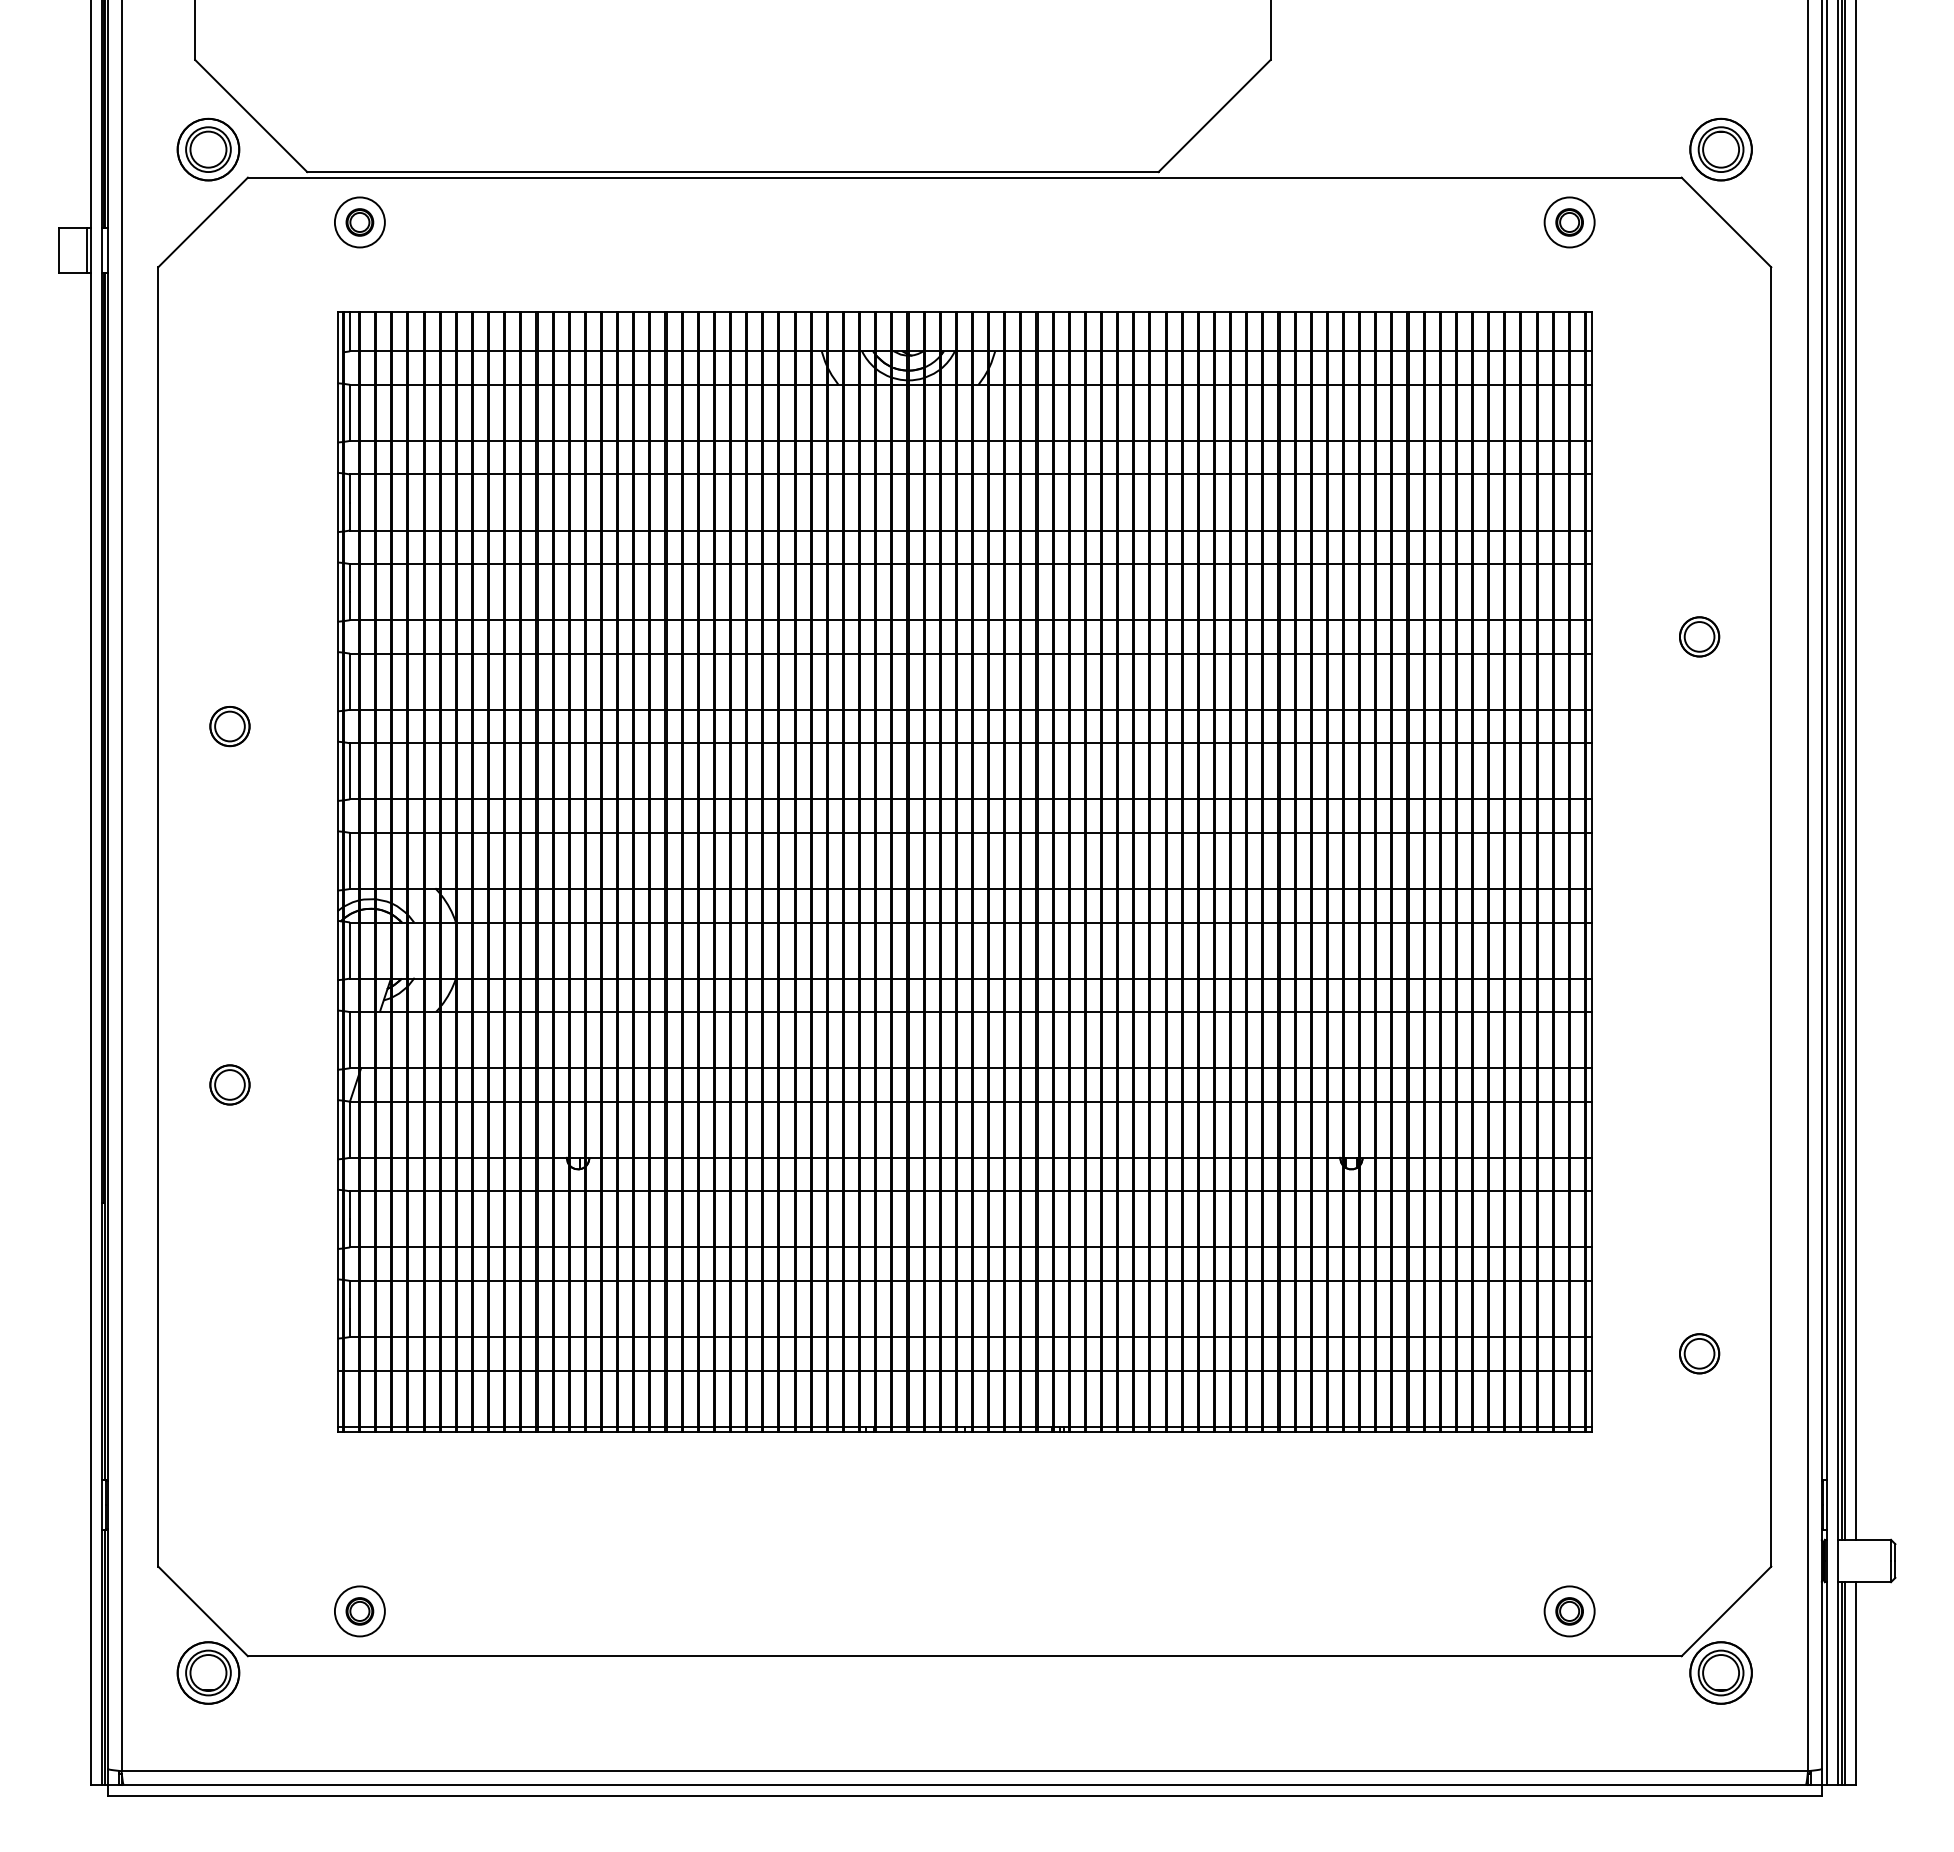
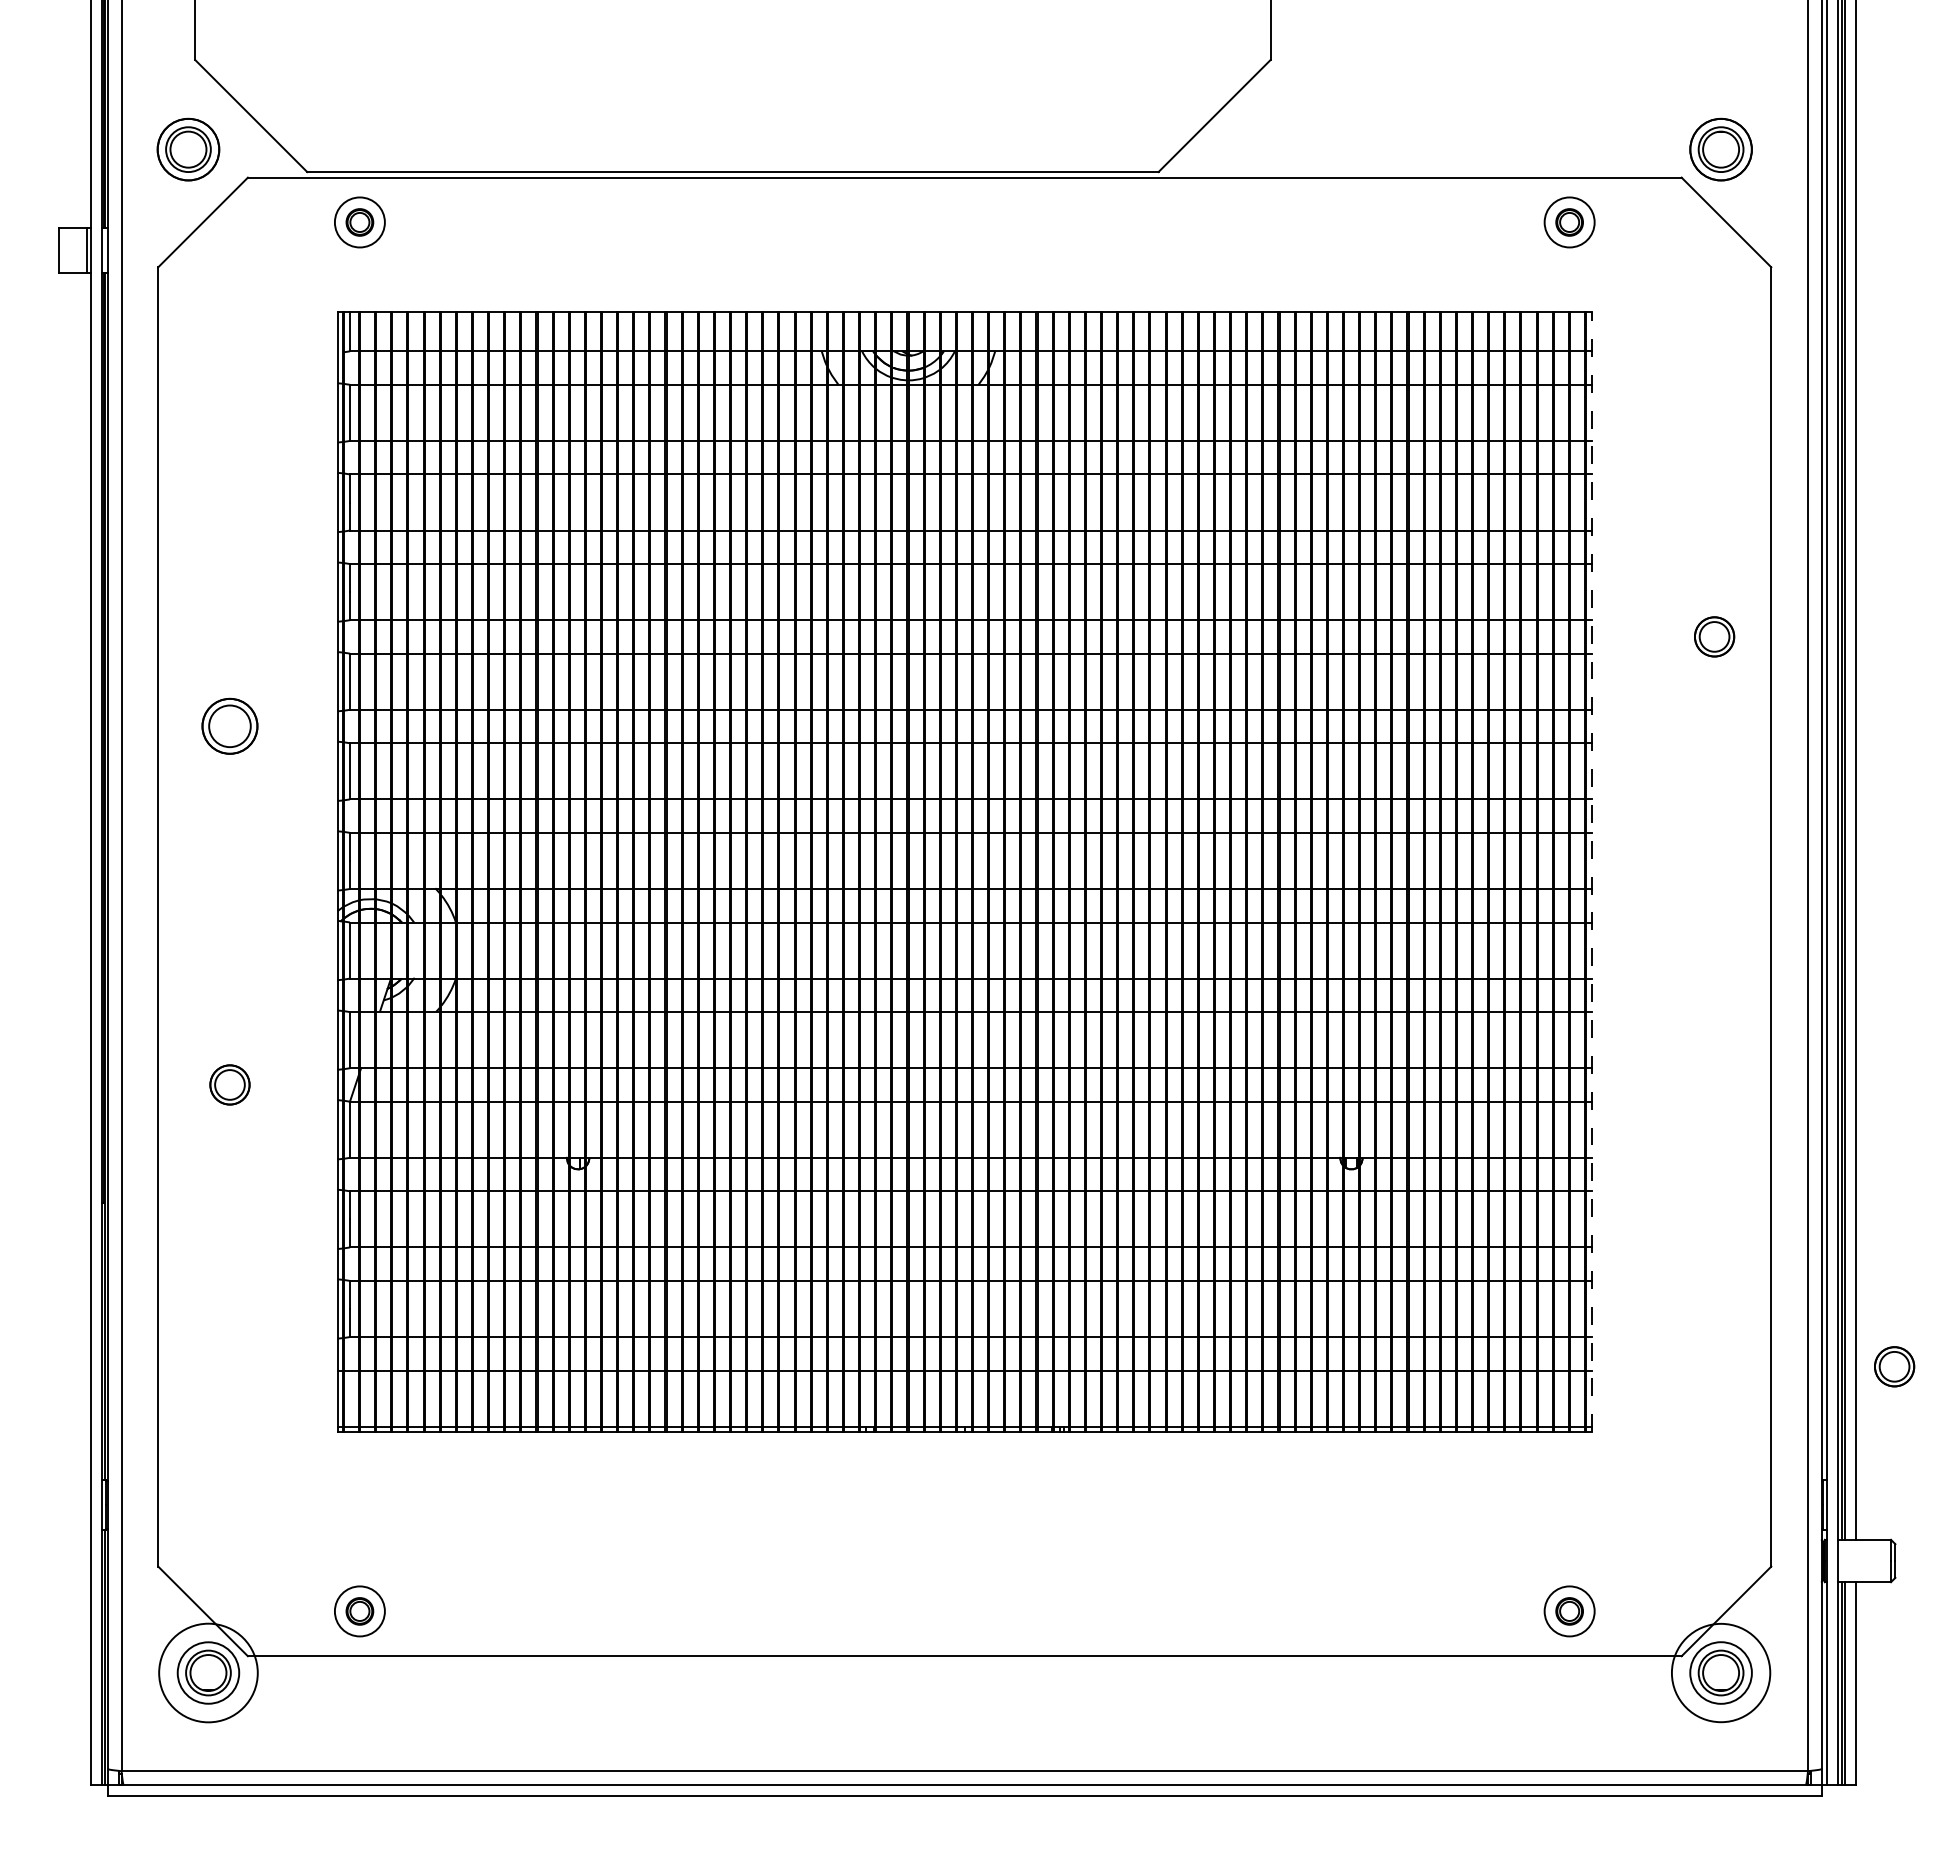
part position: (208, 149) -> (188, 149) (188, 149)
part position: (1699, 636) -> (1714, 636) (1714, 636)
part size: 42x42 px -> 58x58 px (229, 725)
line: solid -> dashed (1592, 871)
part position: (1699, 1353) -> (1894, 1366) (1894, 1366)
circle diameter: 62 px -> 99 px (208, 1672)
circle diameter: 61 px -> 98 px (1720, 1672)
